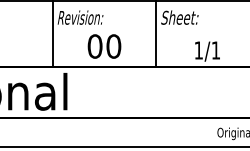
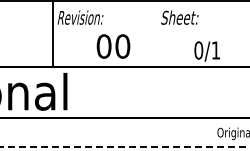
line: present -> none (155, 34)
text position: (104, 46) -> (113, 46) (113, 46)
text: 1/1 -> 0/1 (198, 50)
line: solid -> dashed (125, 147)
